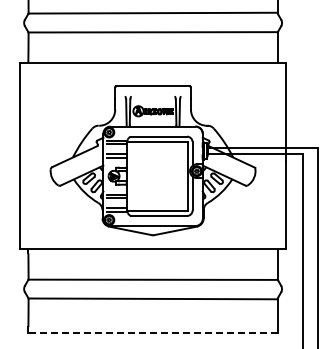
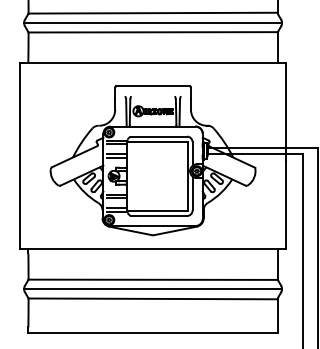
line: none -> present (153, 22)
line: none -> present (153, 289)
line: dashed -> solid (153, 332)
